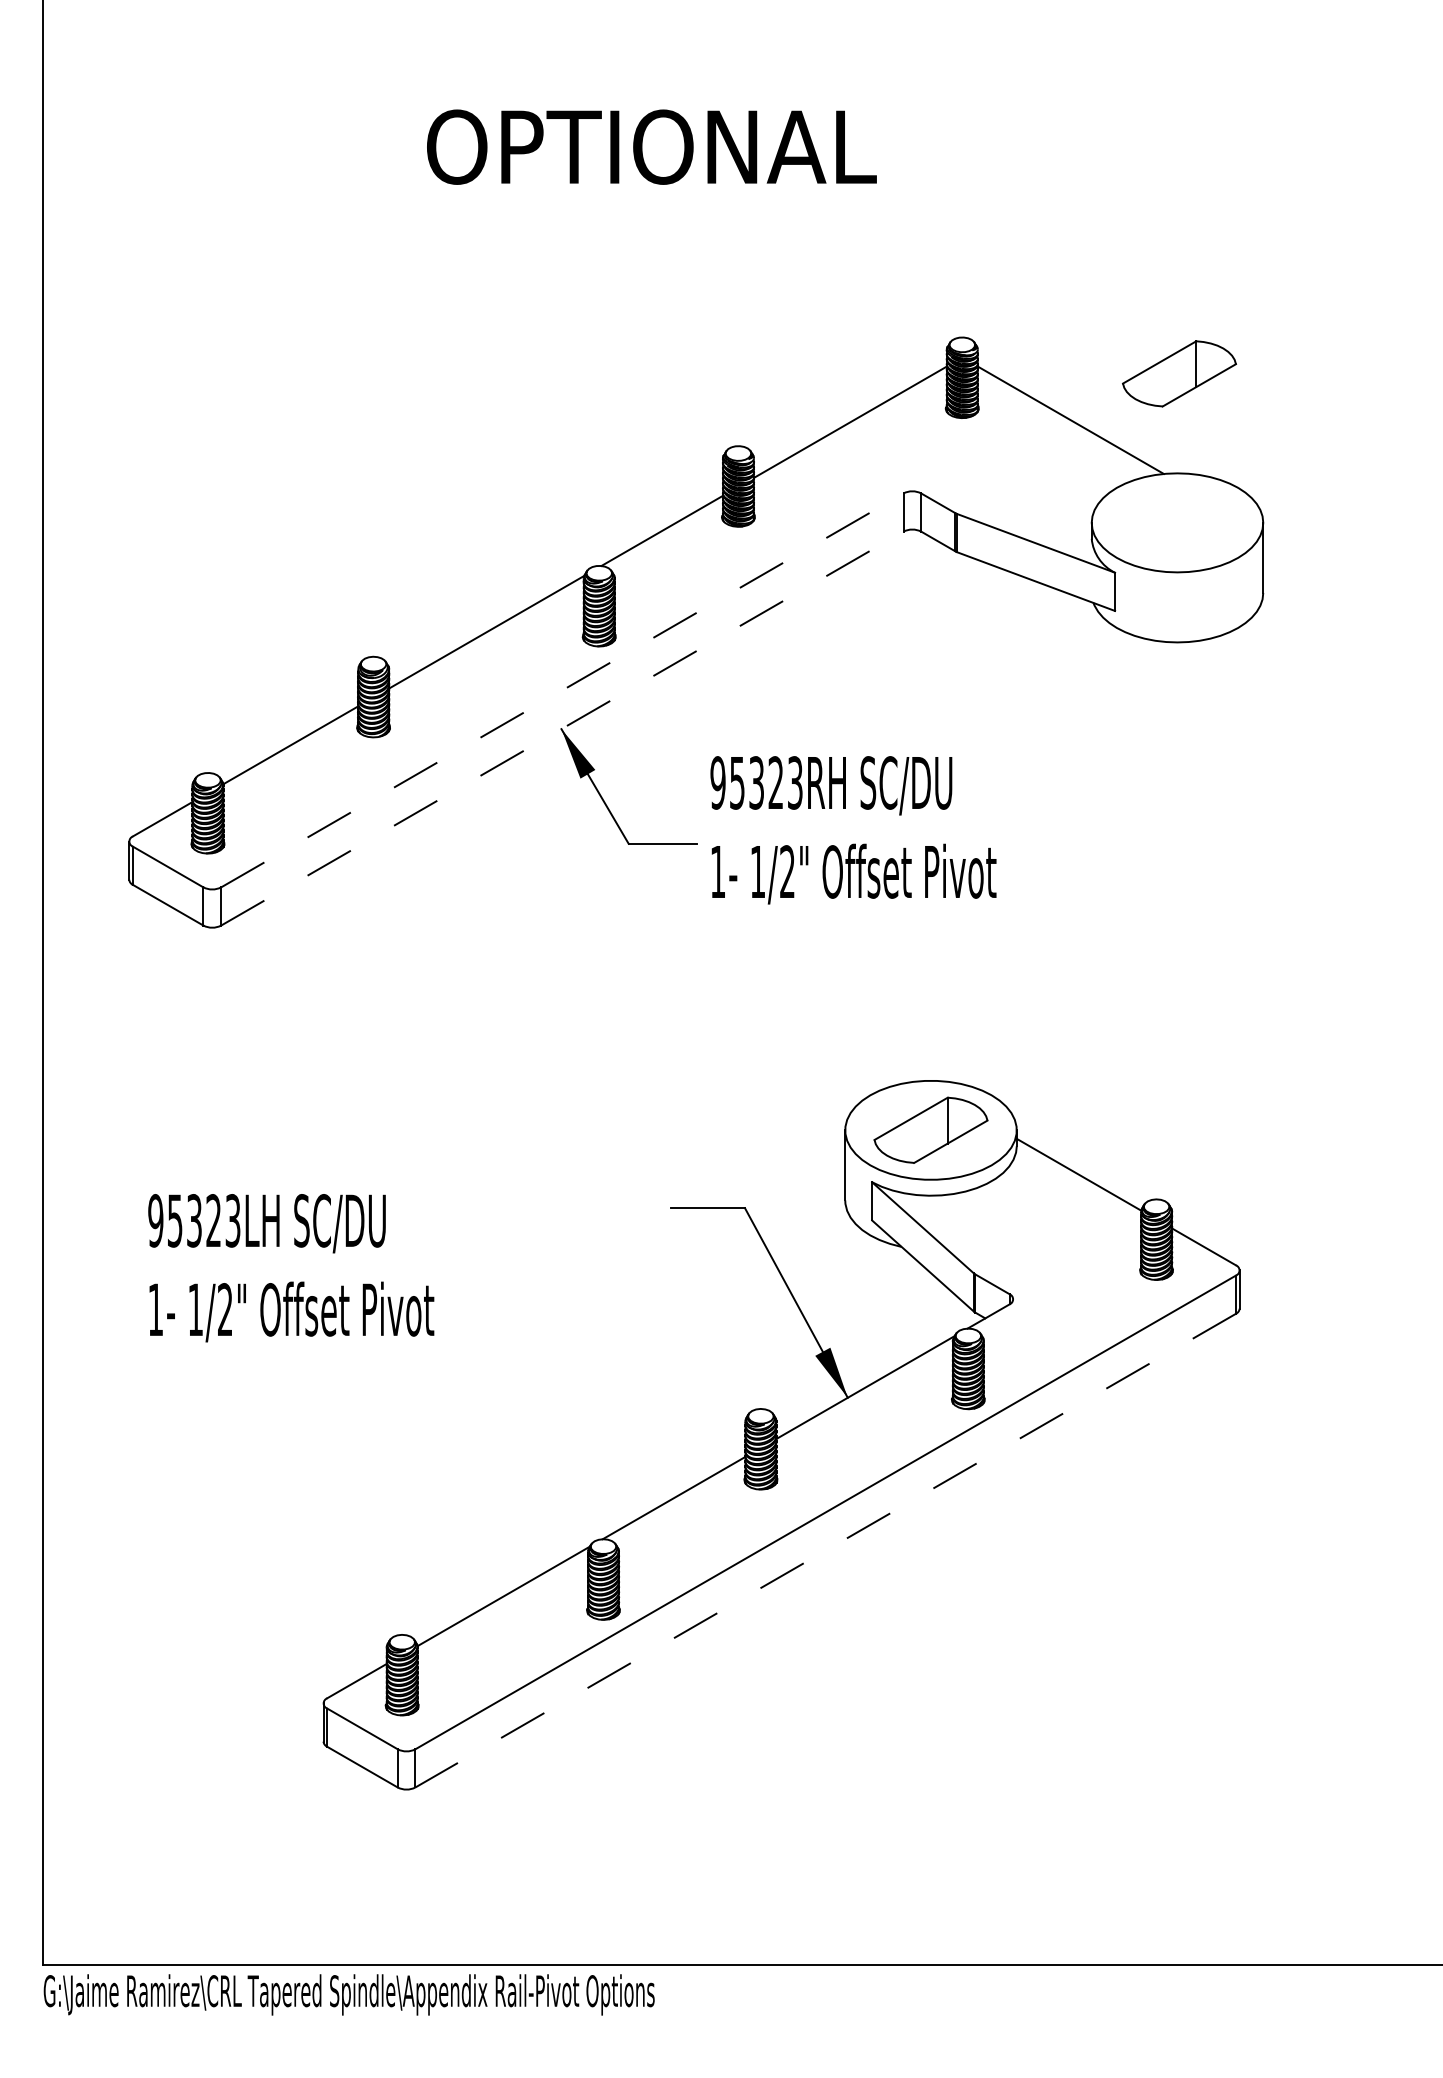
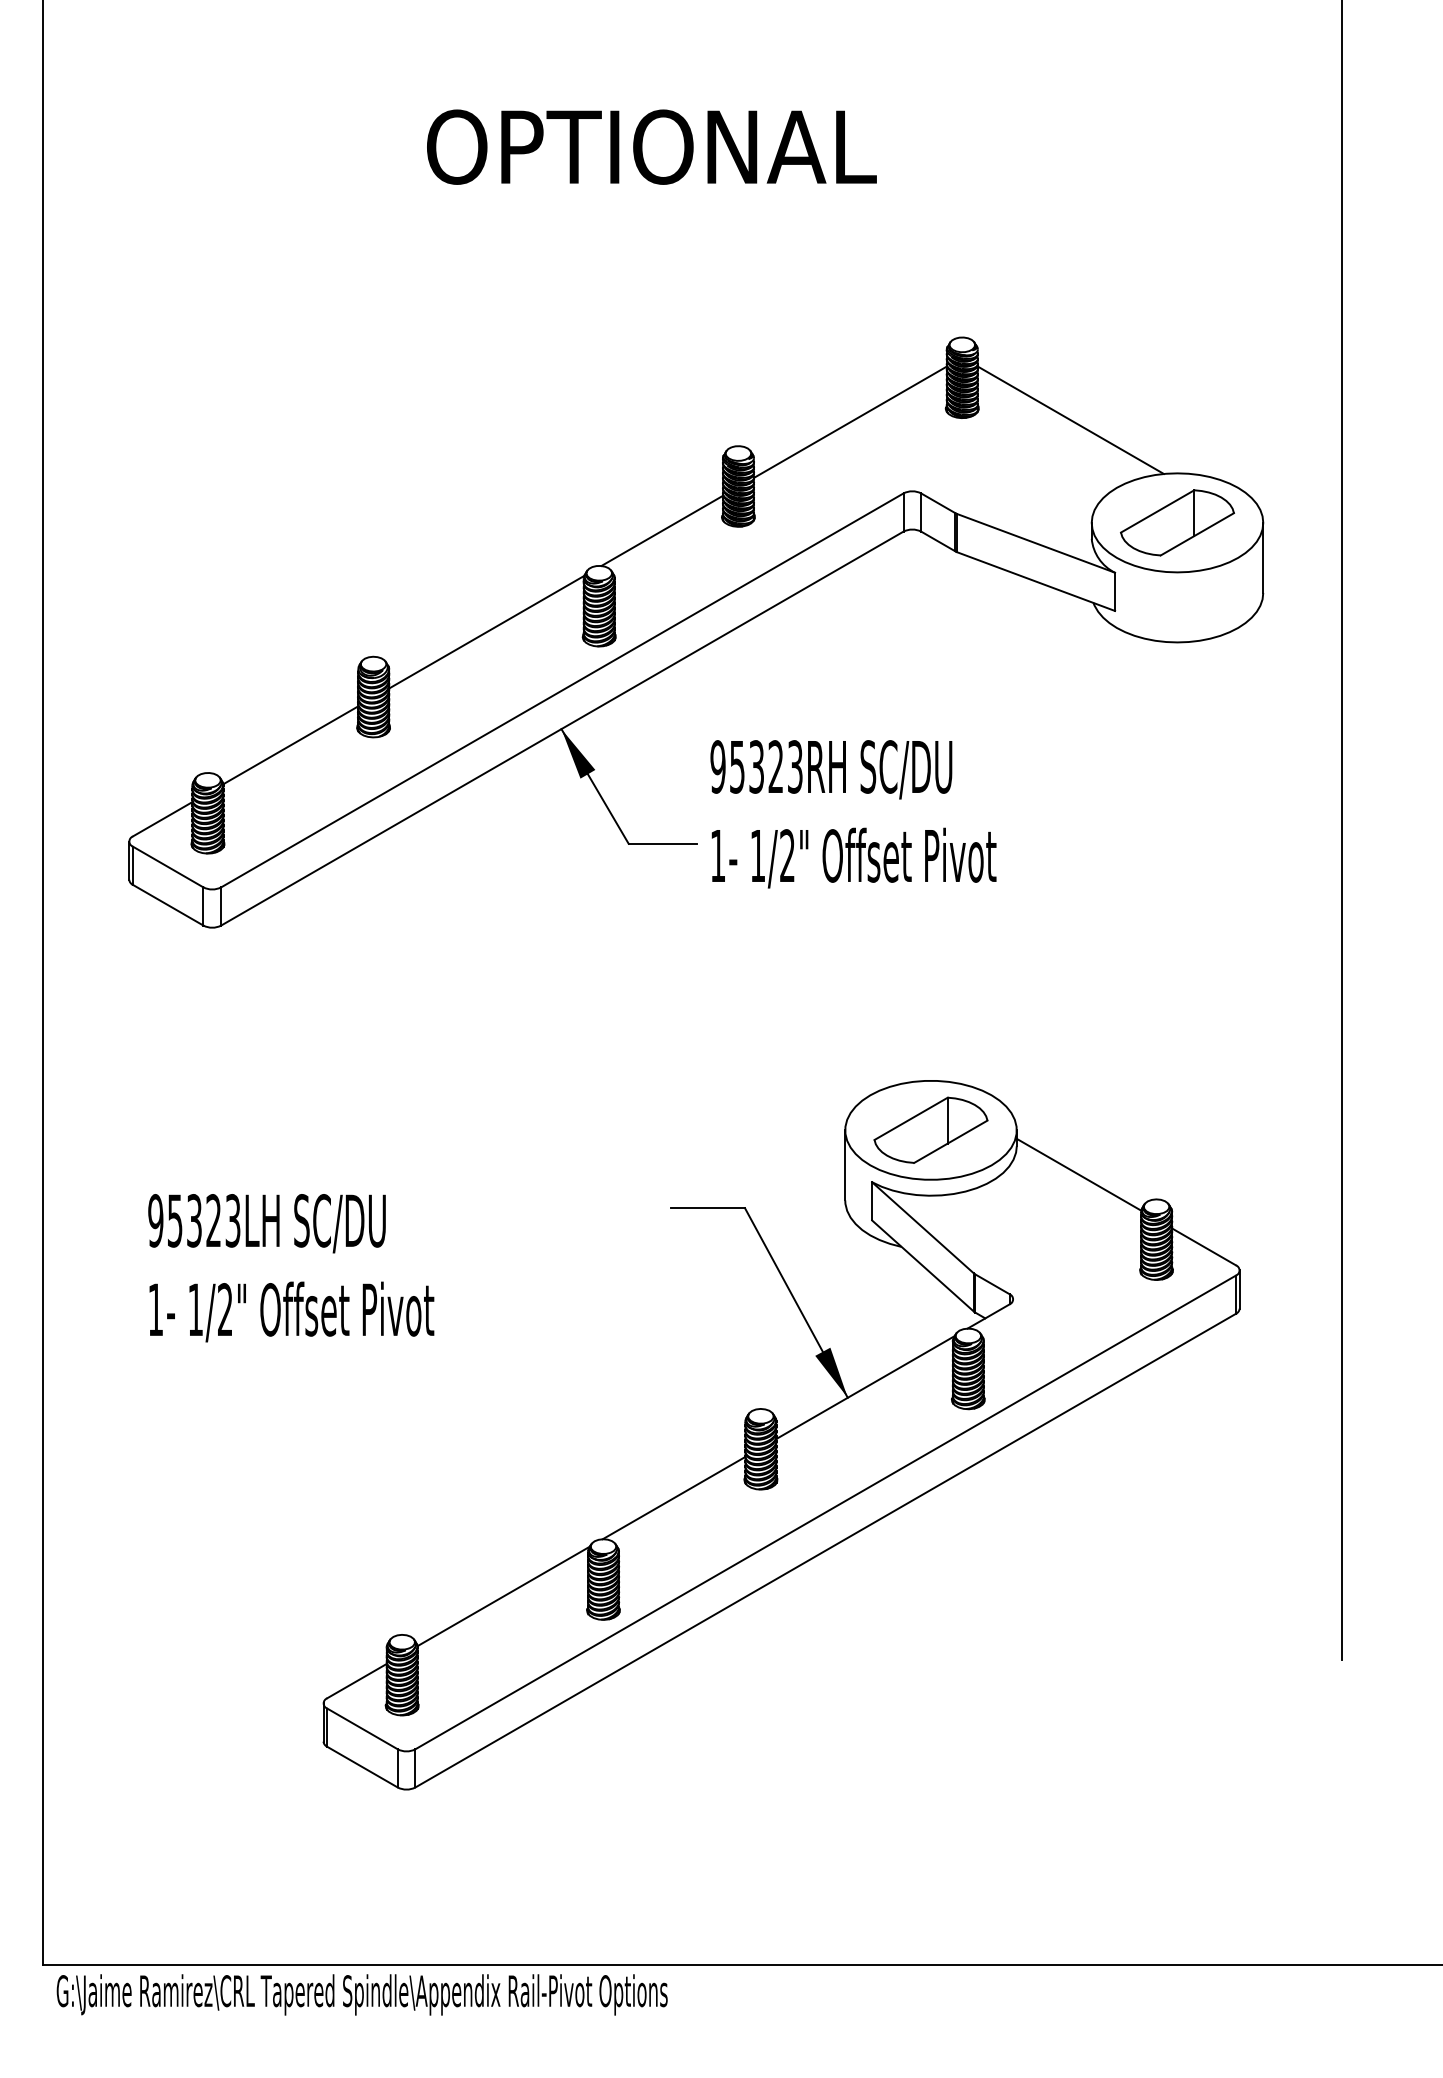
part position: (1179, 373) -> (1177, 522) (1177, 522)
line: dashed -> solid (562, 690)
line: dashed -> solid (562, 728)
text position: (853, 830) -> (853, 814) (853, 814)
line: none -> present (1342, 831)
line: dashed -> solid (825, 1550)
text position: (348, 1994) -> (361, 1994) (361, 1994)
